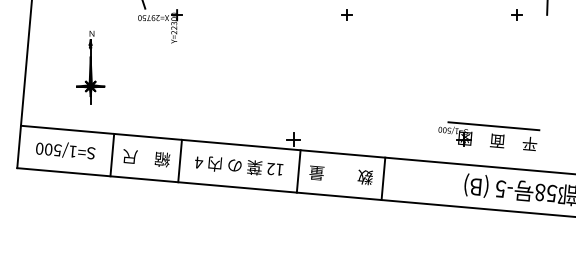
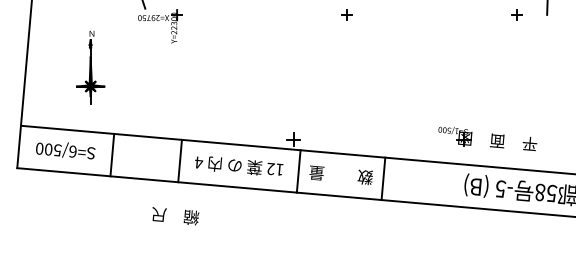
line: present -> none (493, 126)
text: S=1/500 -> S=6/500 (72, 151)
text position: (146, 158) -> (175, 216) (175, 216)
